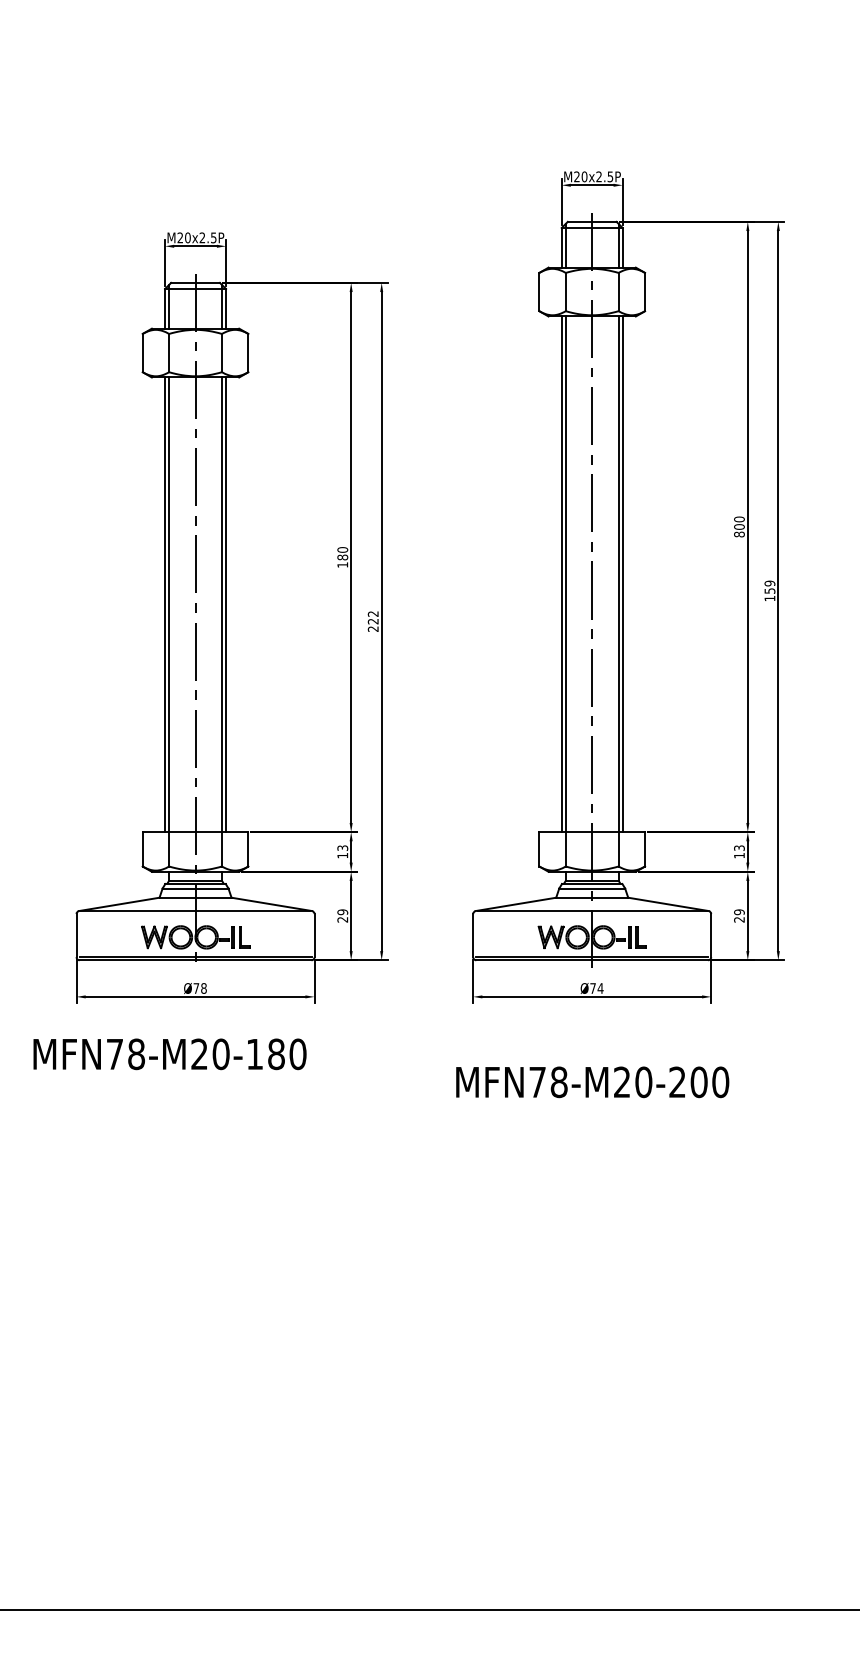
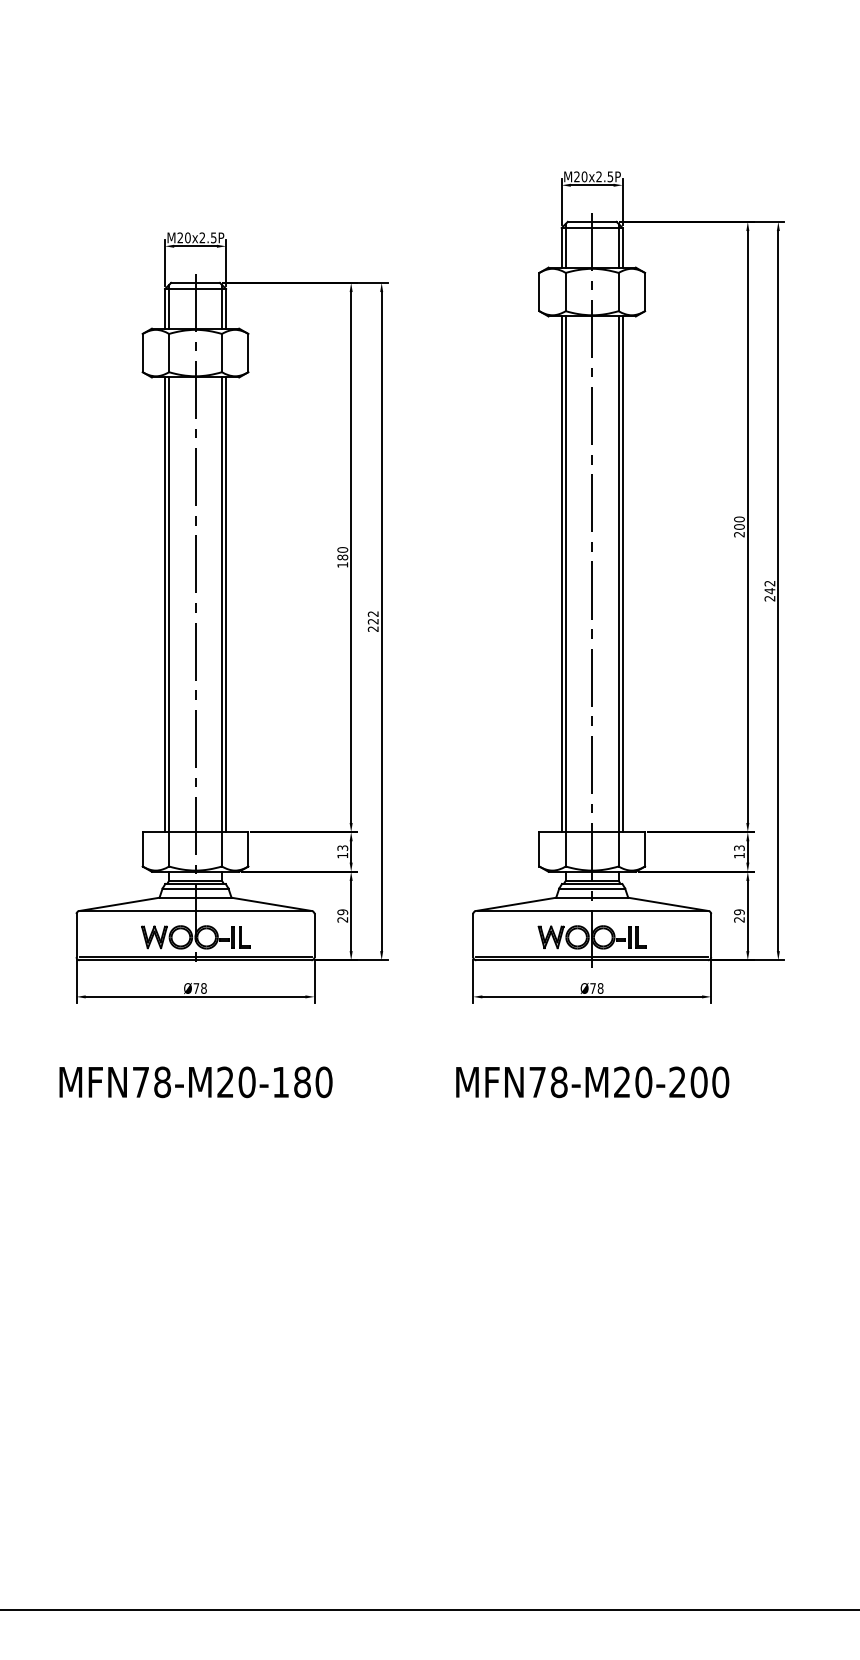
text: 800 -> 200 (739, 534)
text: 159 -> 242 (769, 590)
text: Ø74 -> Ø78 (600, 988)
text position: (169, 1054) -> (195, 1082) (195, 1082)
